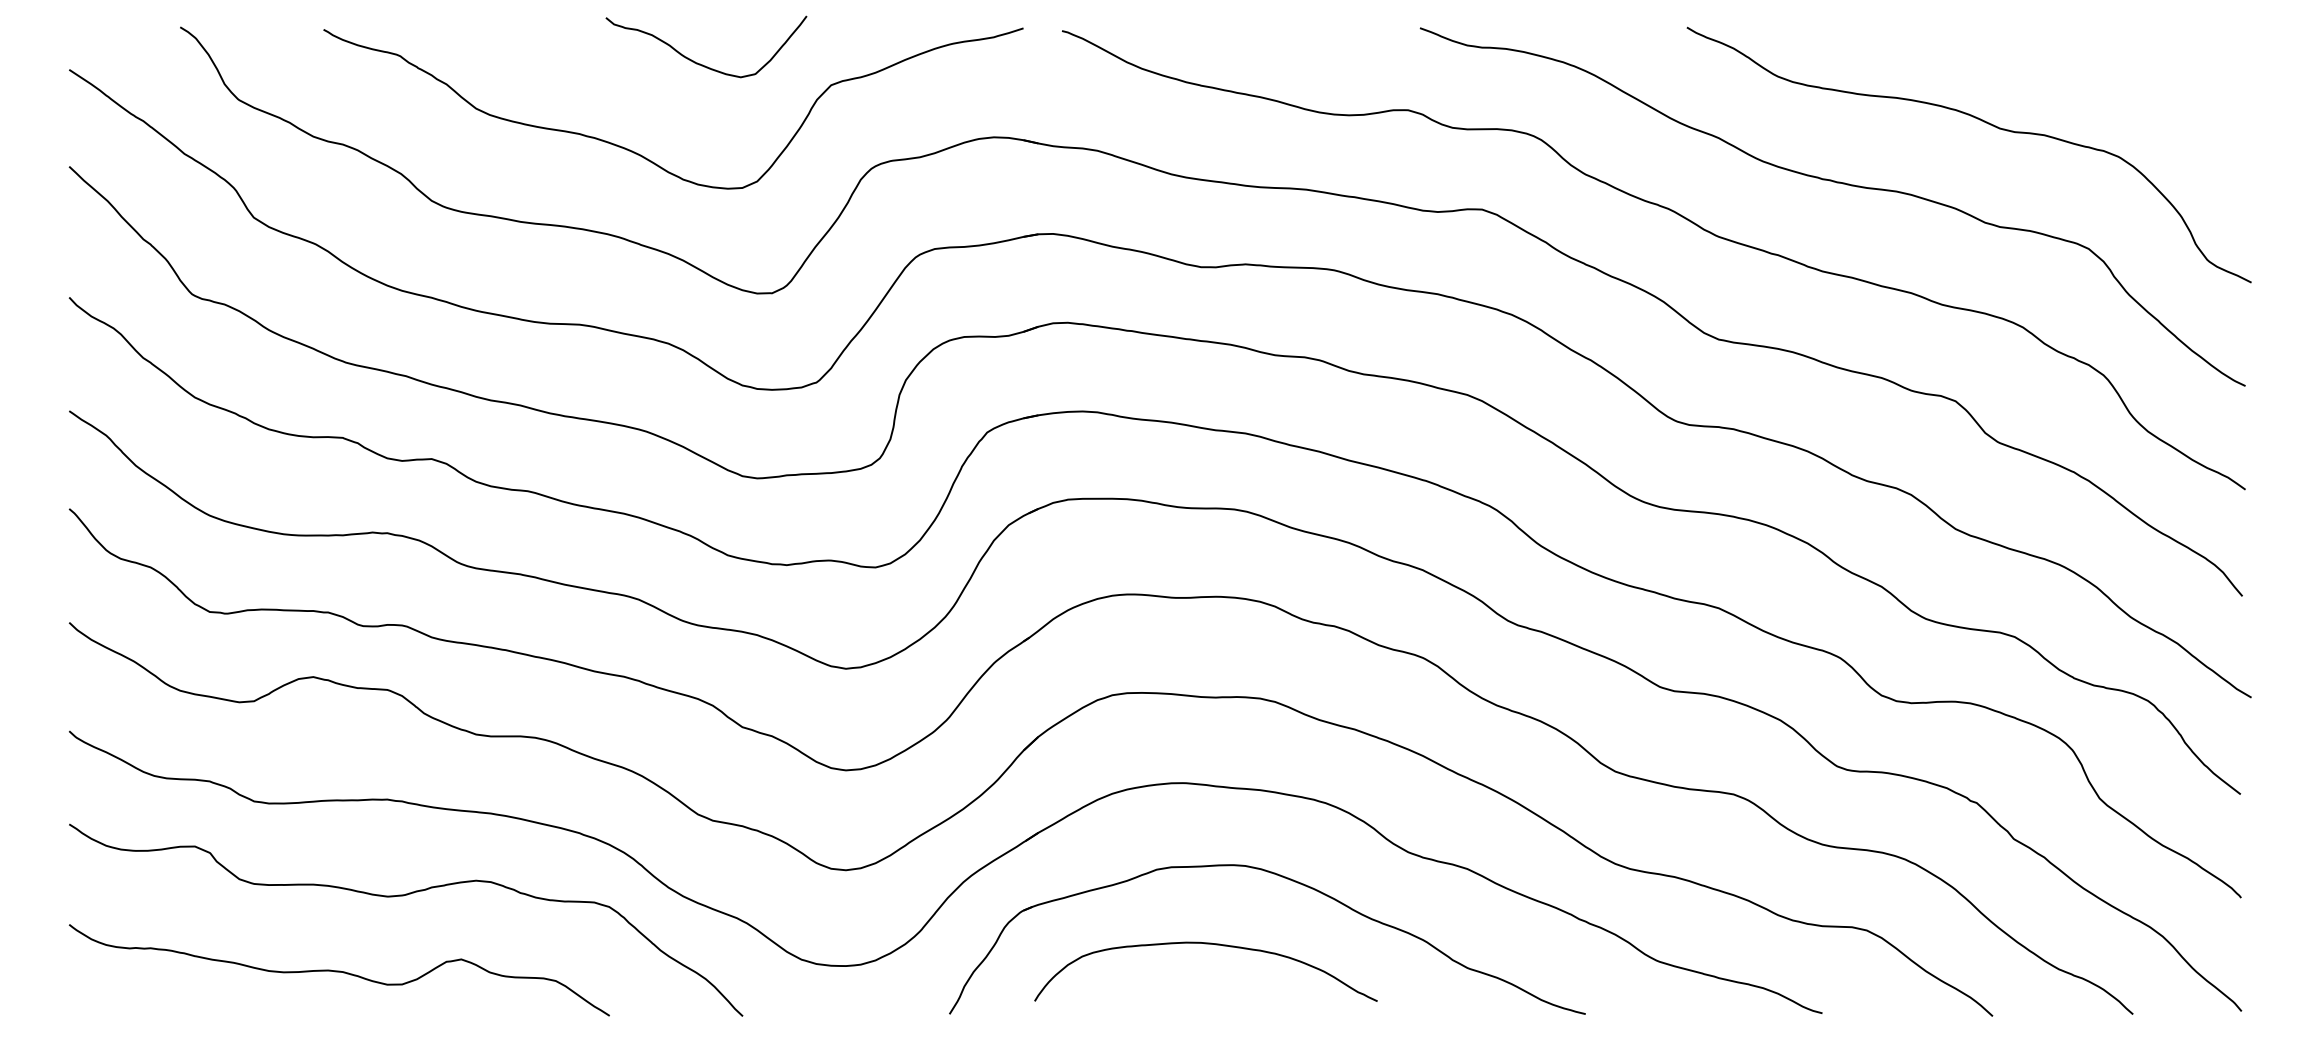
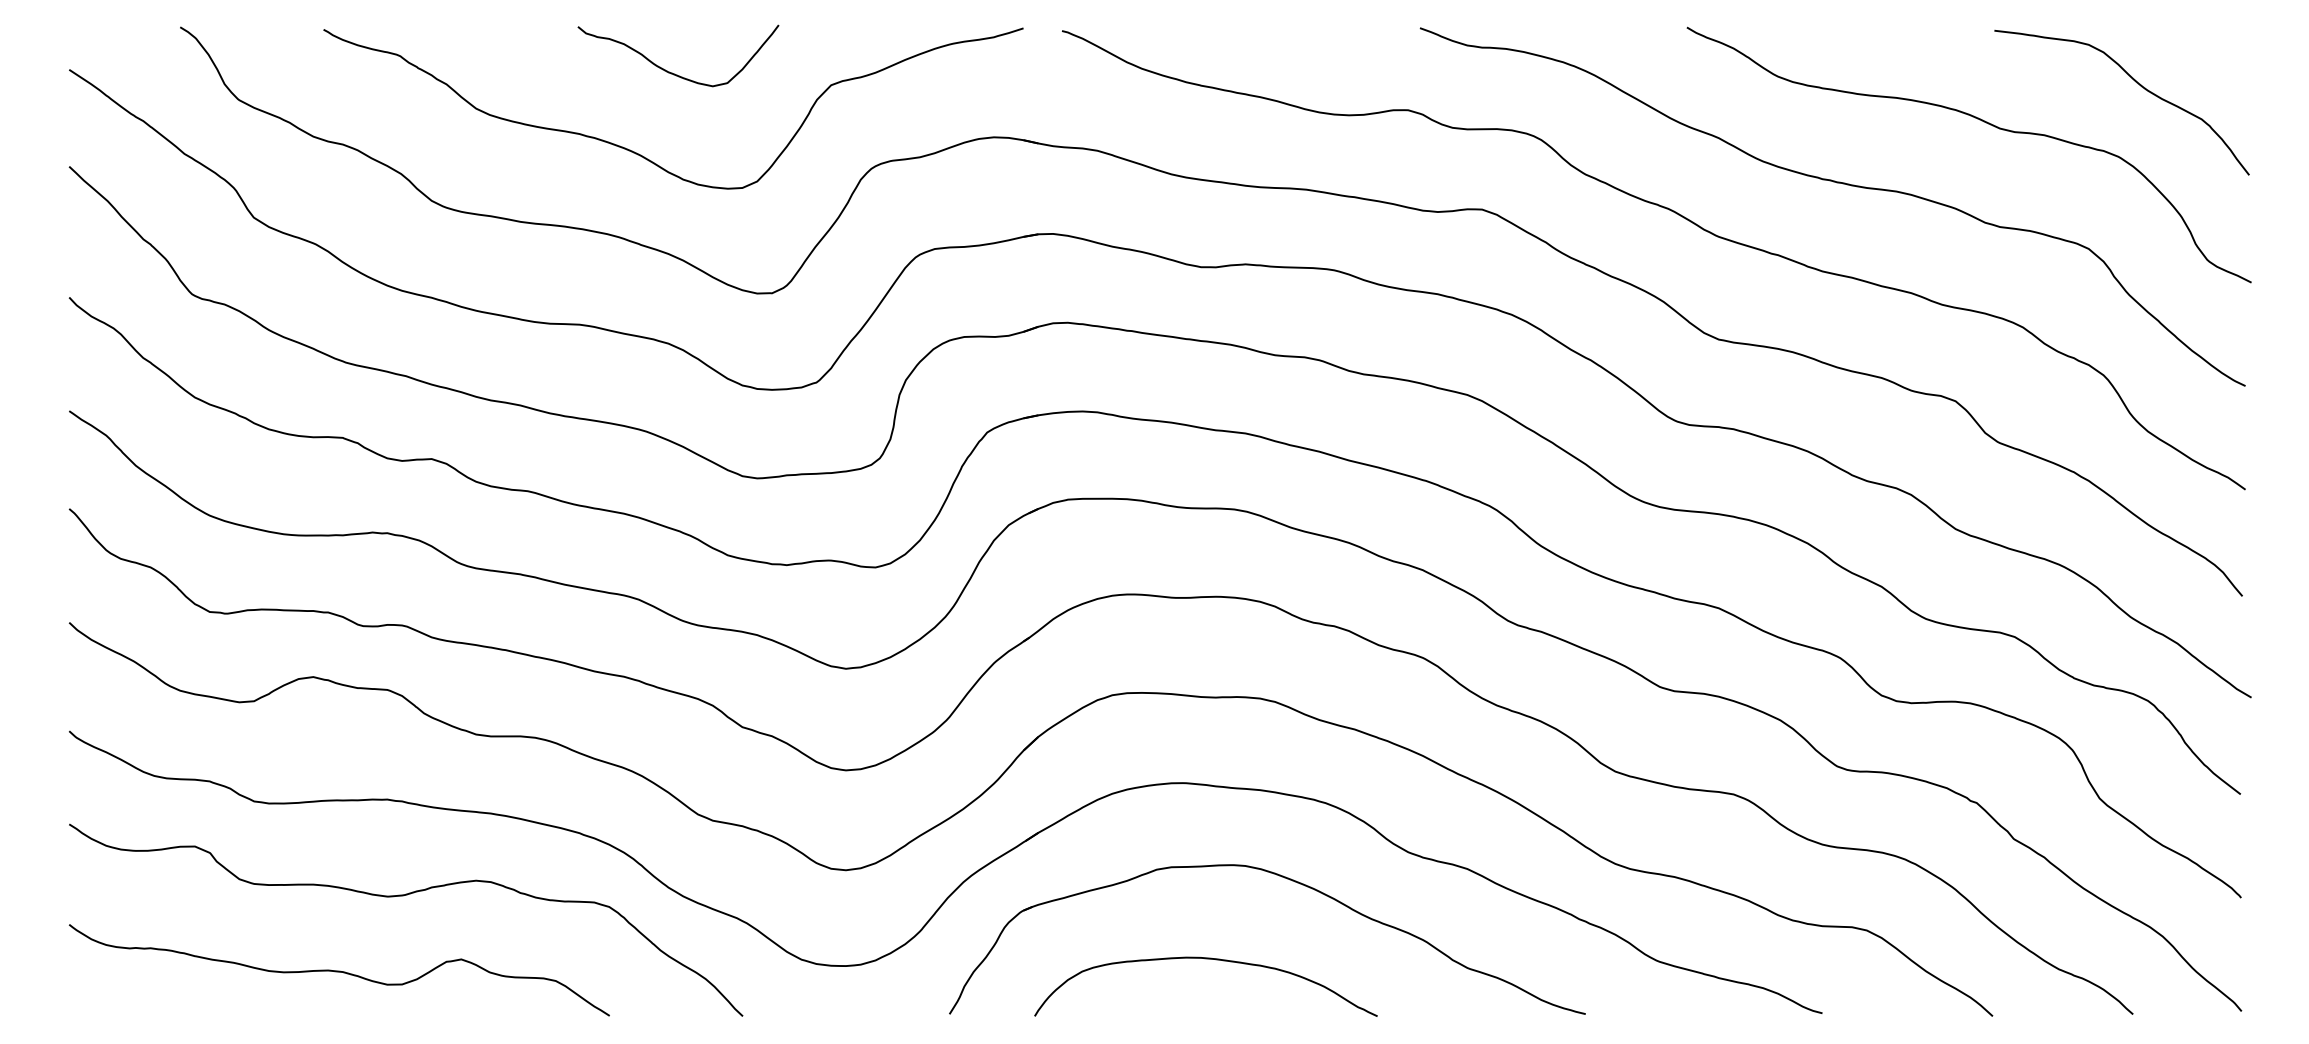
curve position: (700, 63) -> (672, 72) (672, 72)
curve: none -> present (2136, 83)
curve position: (1205, 944) -> (1205, 959) (1205, 959)
